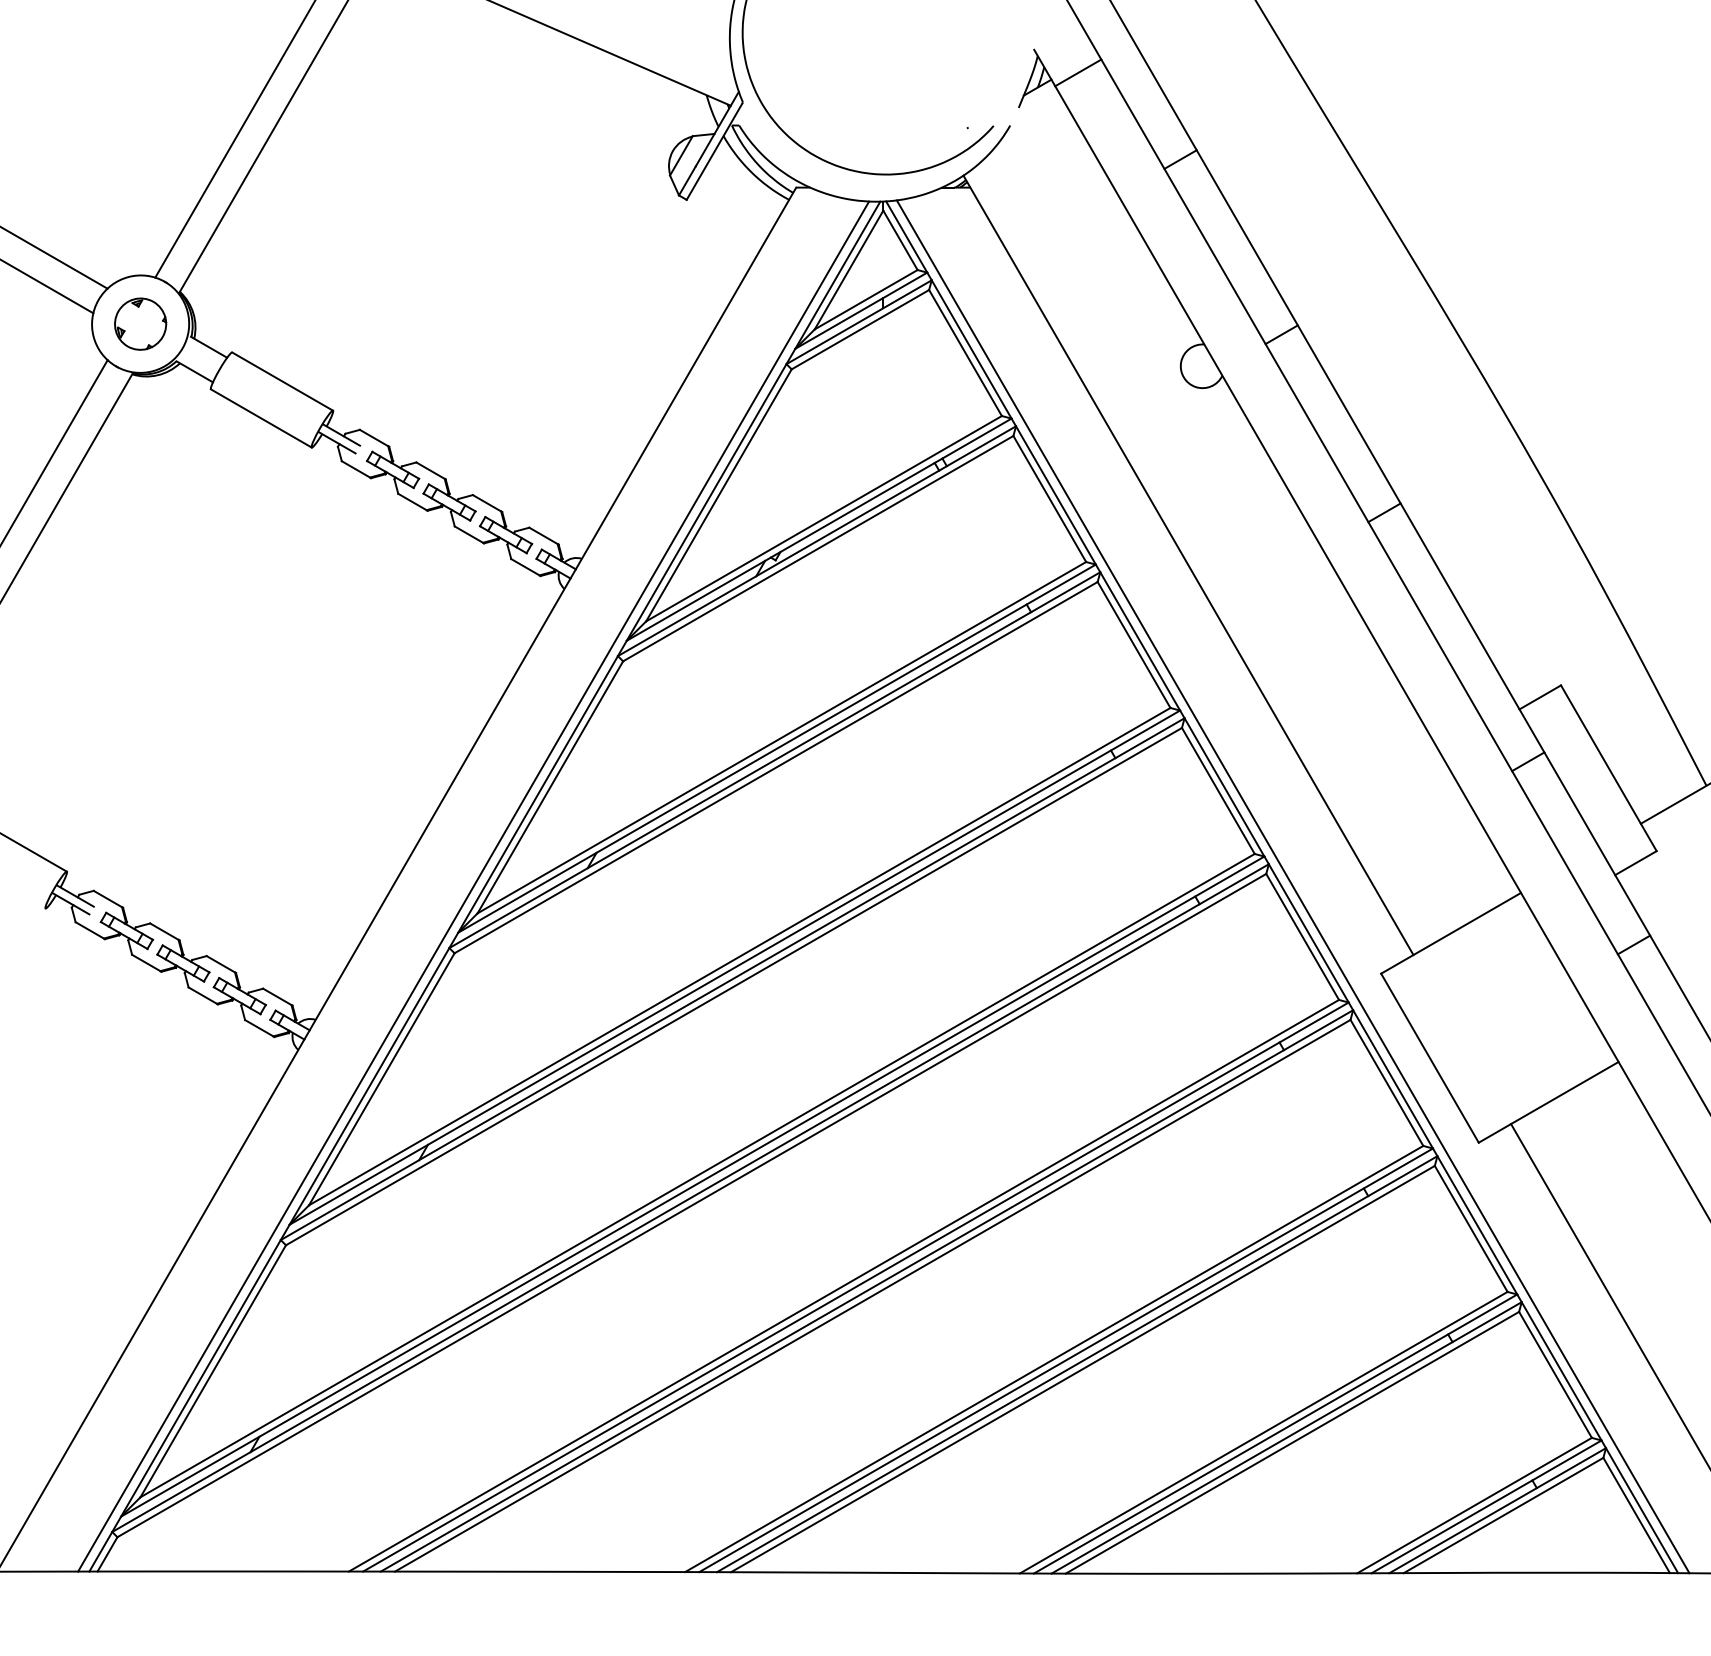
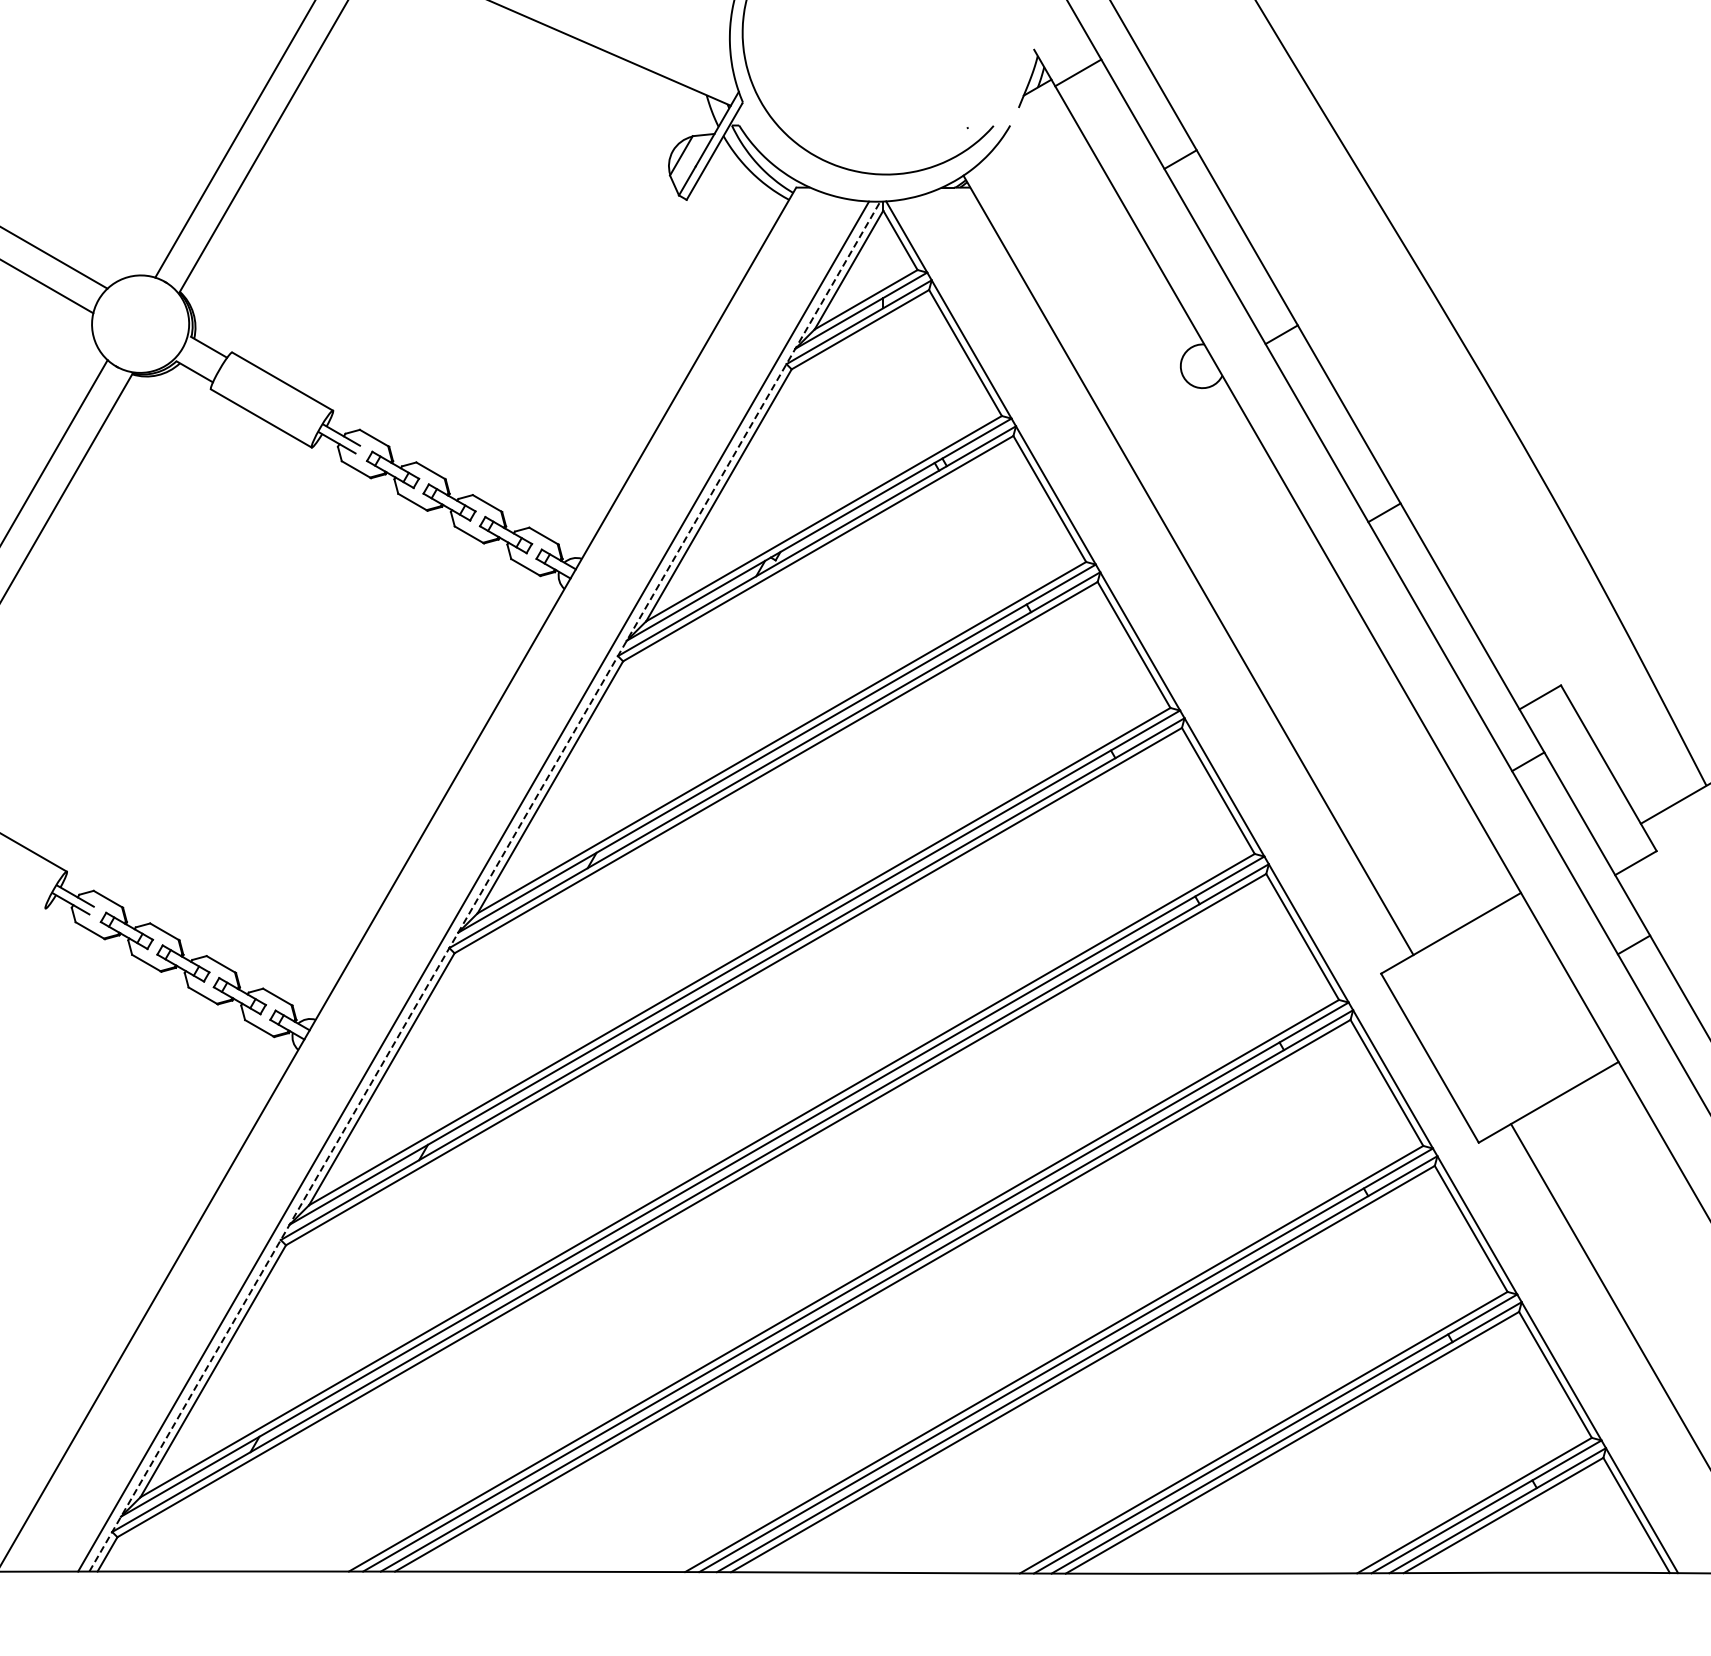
part: present -> none (140, 323)
line: solid -> dashed (484, 886)
line: present -> none (1292, 886)
